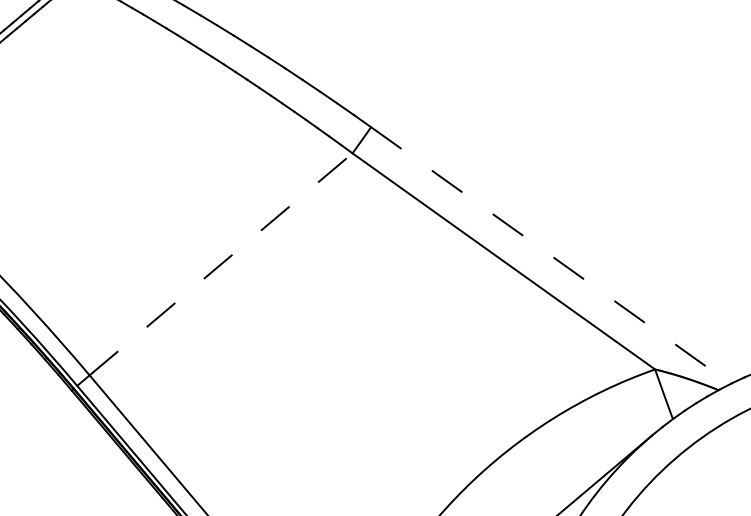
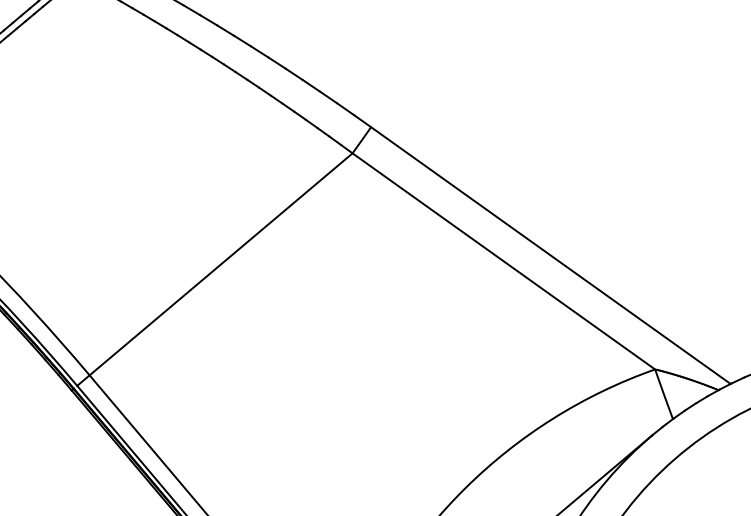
line: dashed -> solid (550, 255)
line: dashed -> solid (221, 264)
